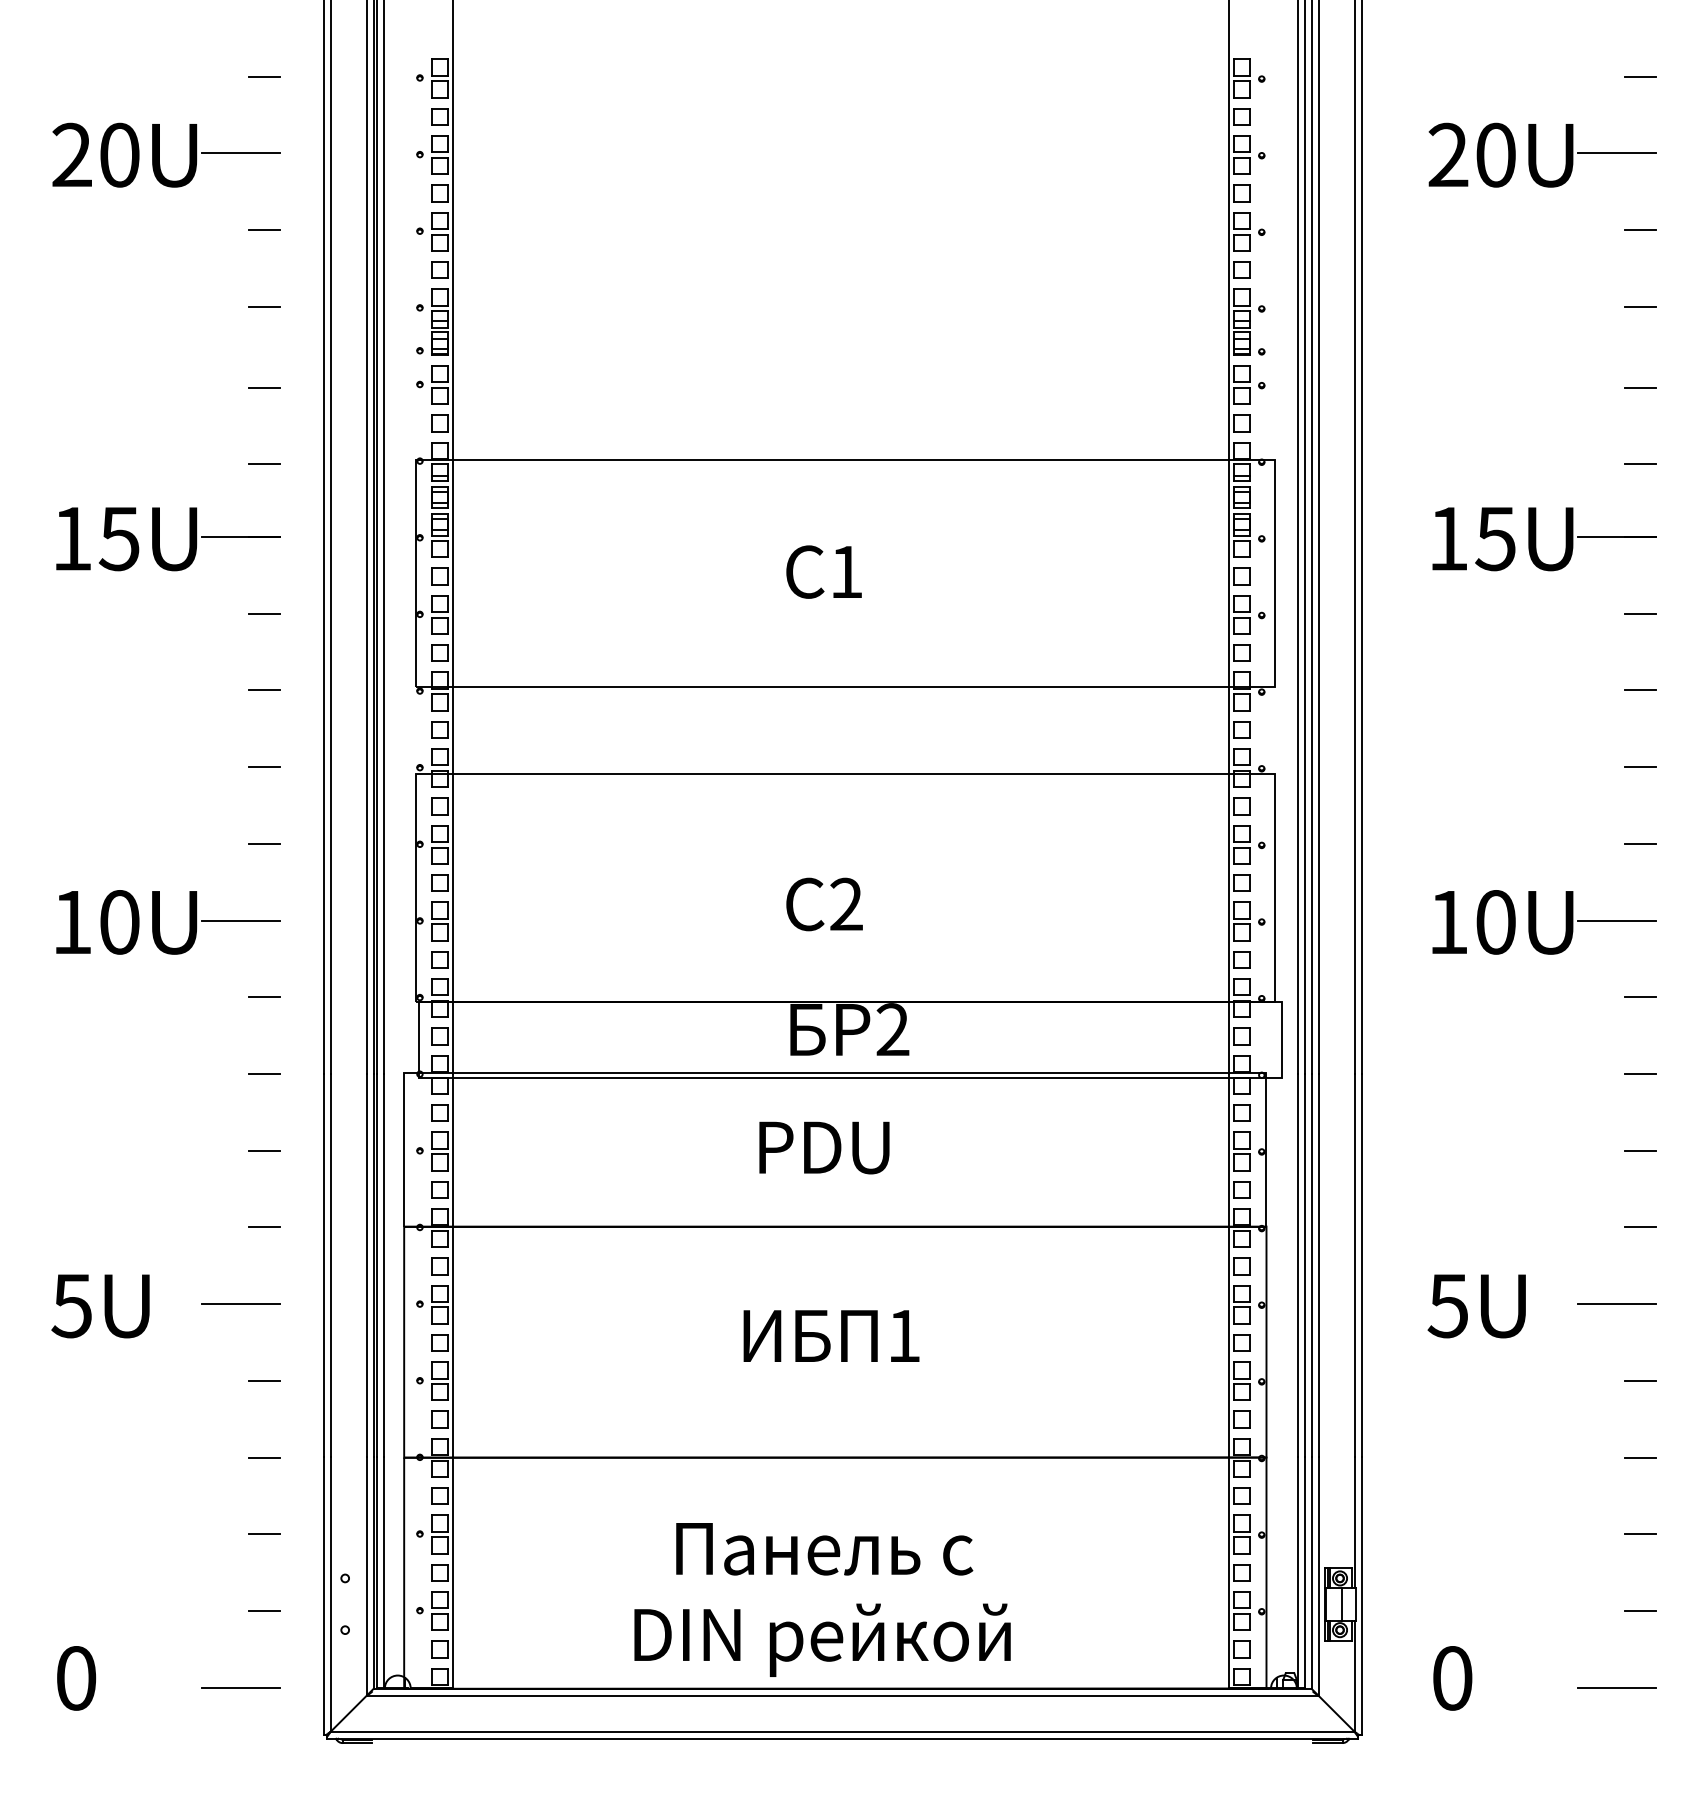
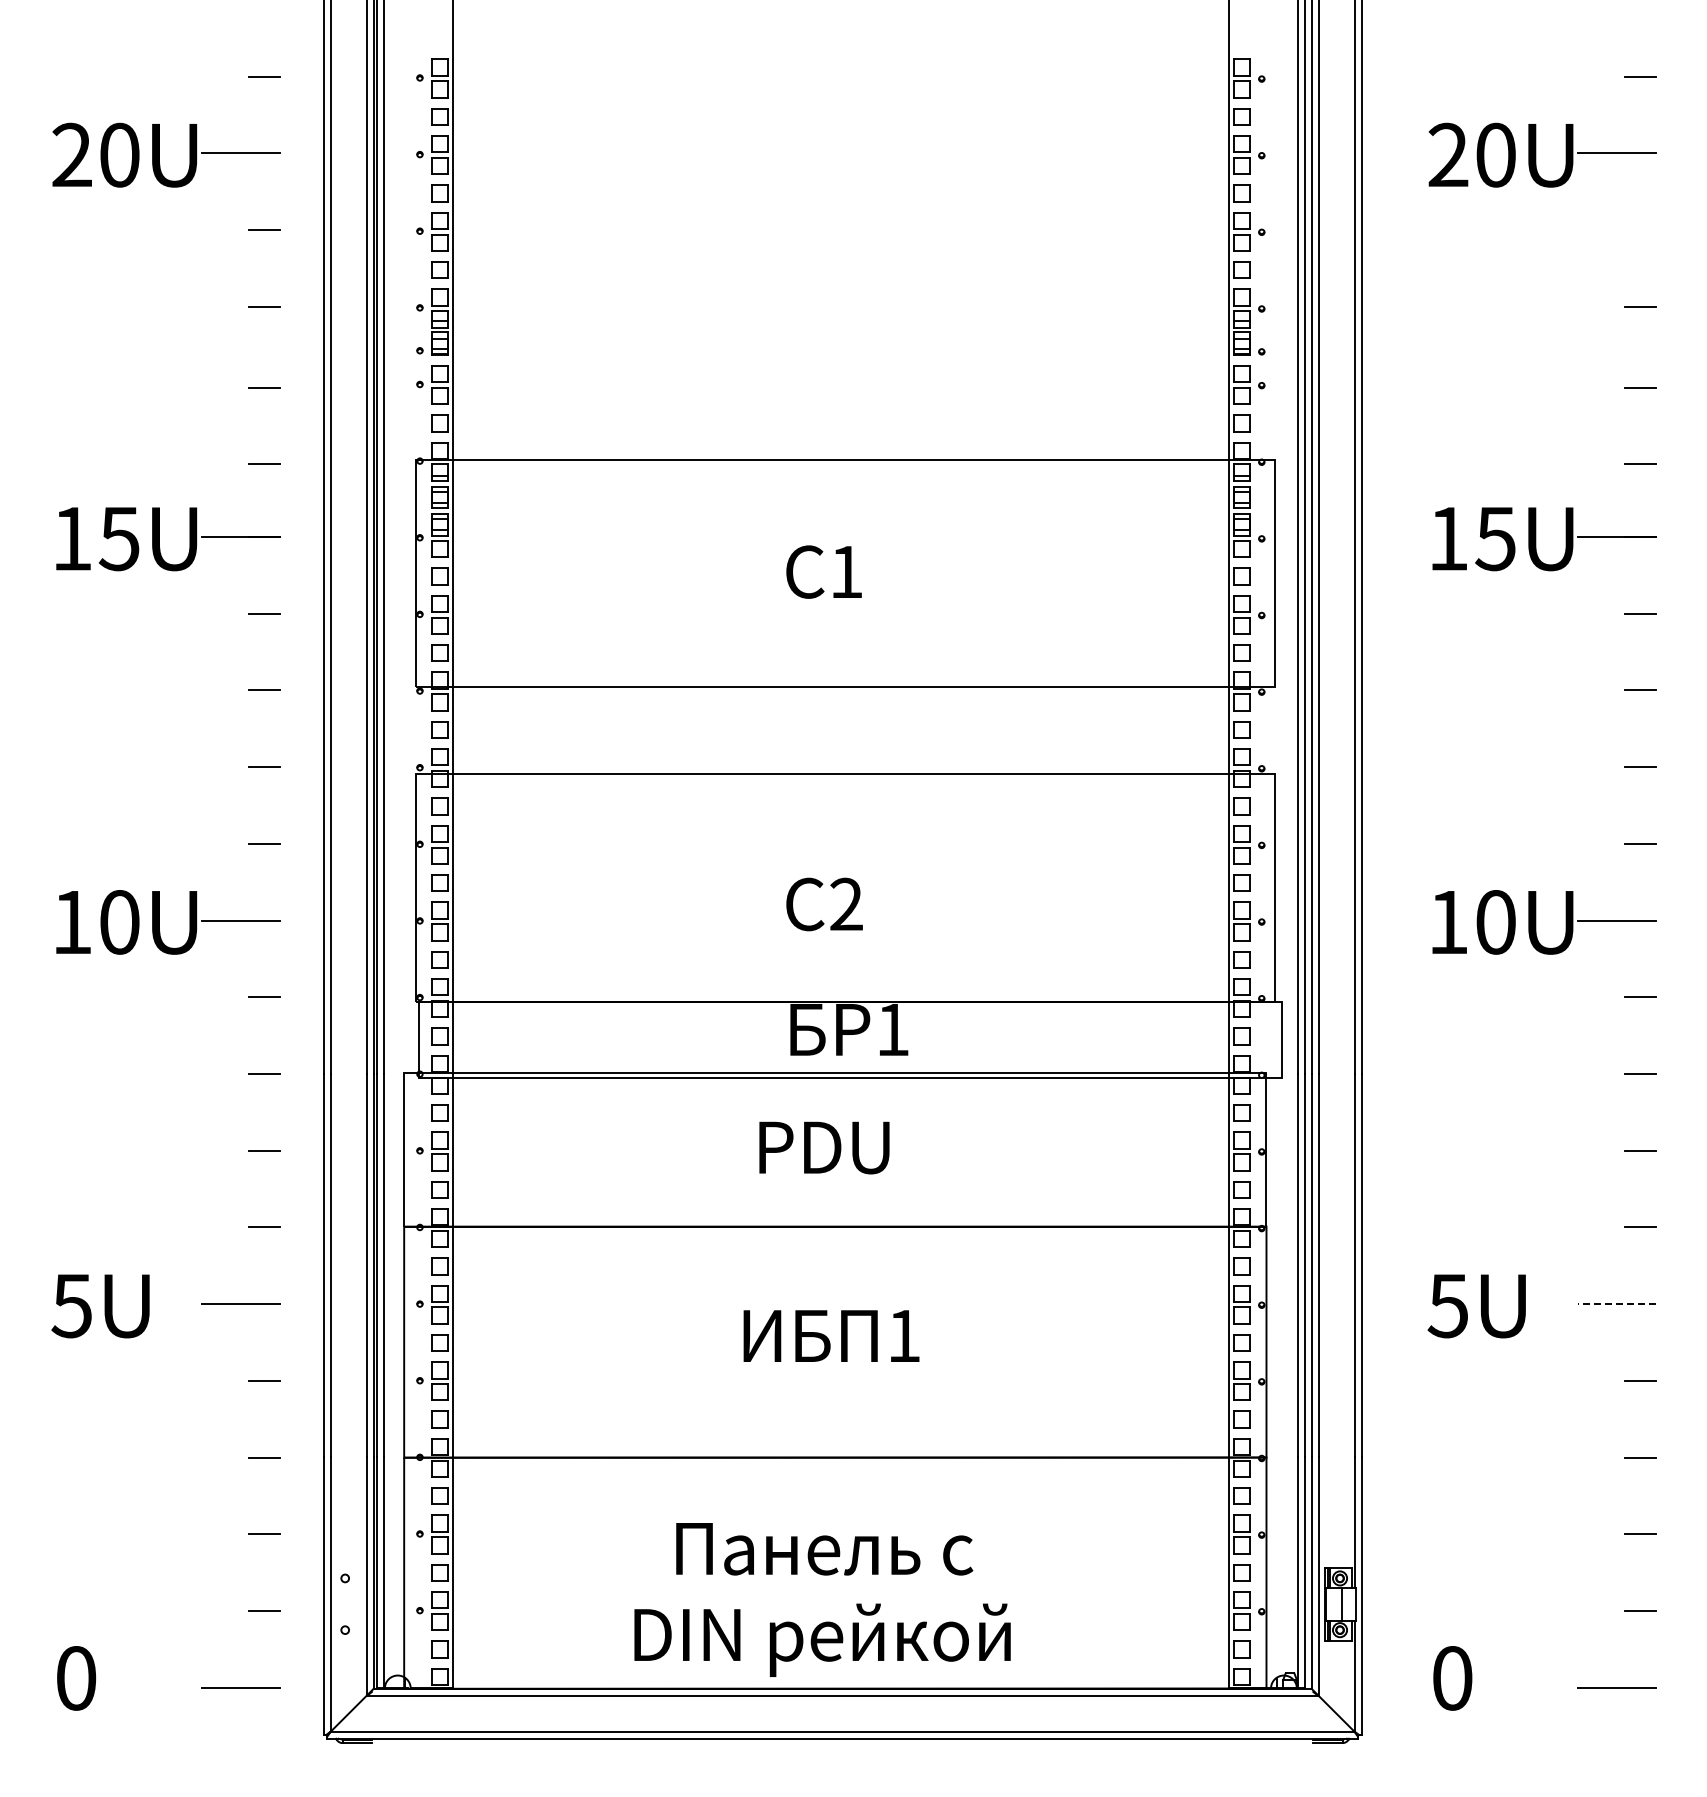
line: present -> none (1640, 230)
text: 2 -> 1 (892, 1029)
line: solid -> dashed (1616, 1304)
